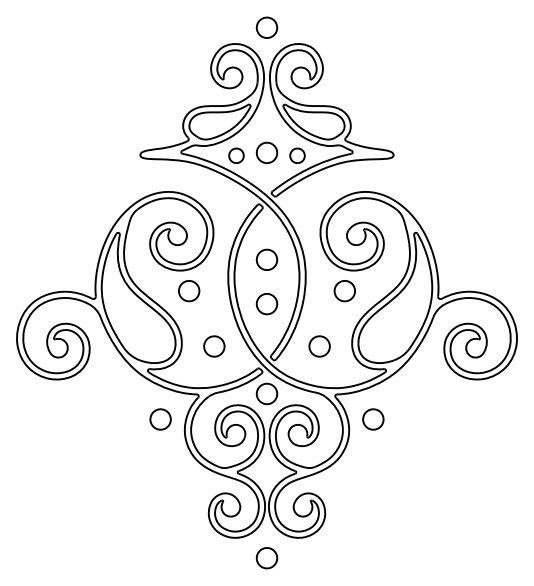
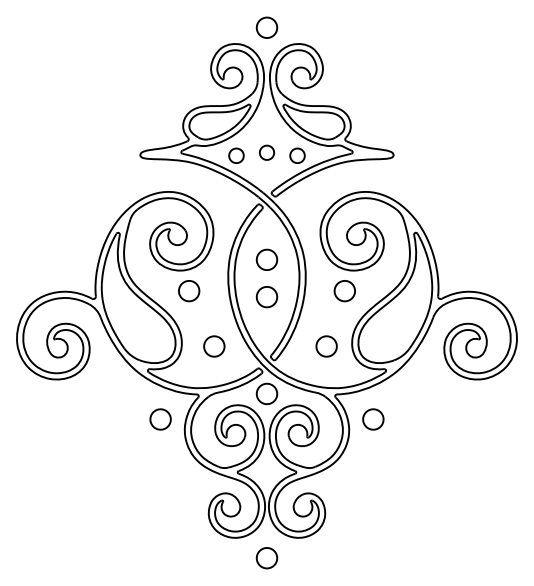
part size: 24x23 px -> 16x17 px (266, 152)
part position: (266, 304) -> (266, 297) (266, 297)
part position: (319, 346) -> (326, 346) (326, 346)
